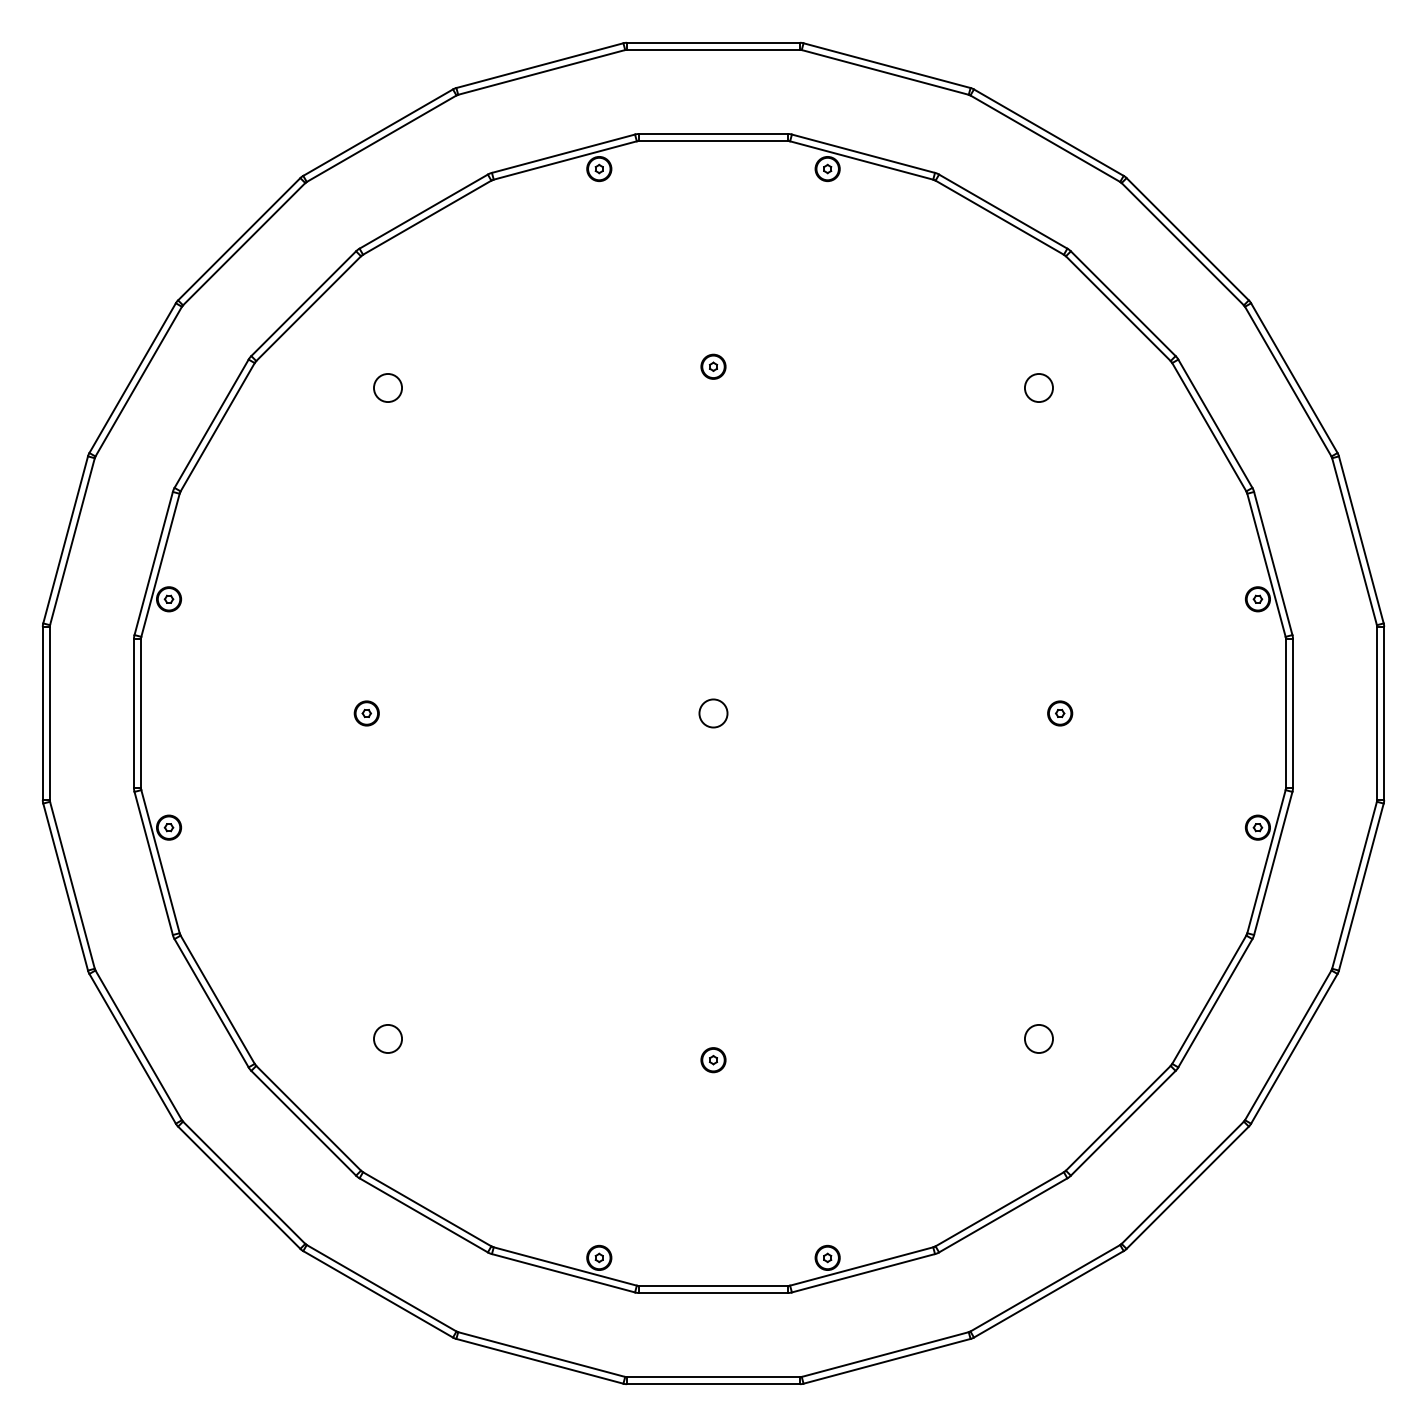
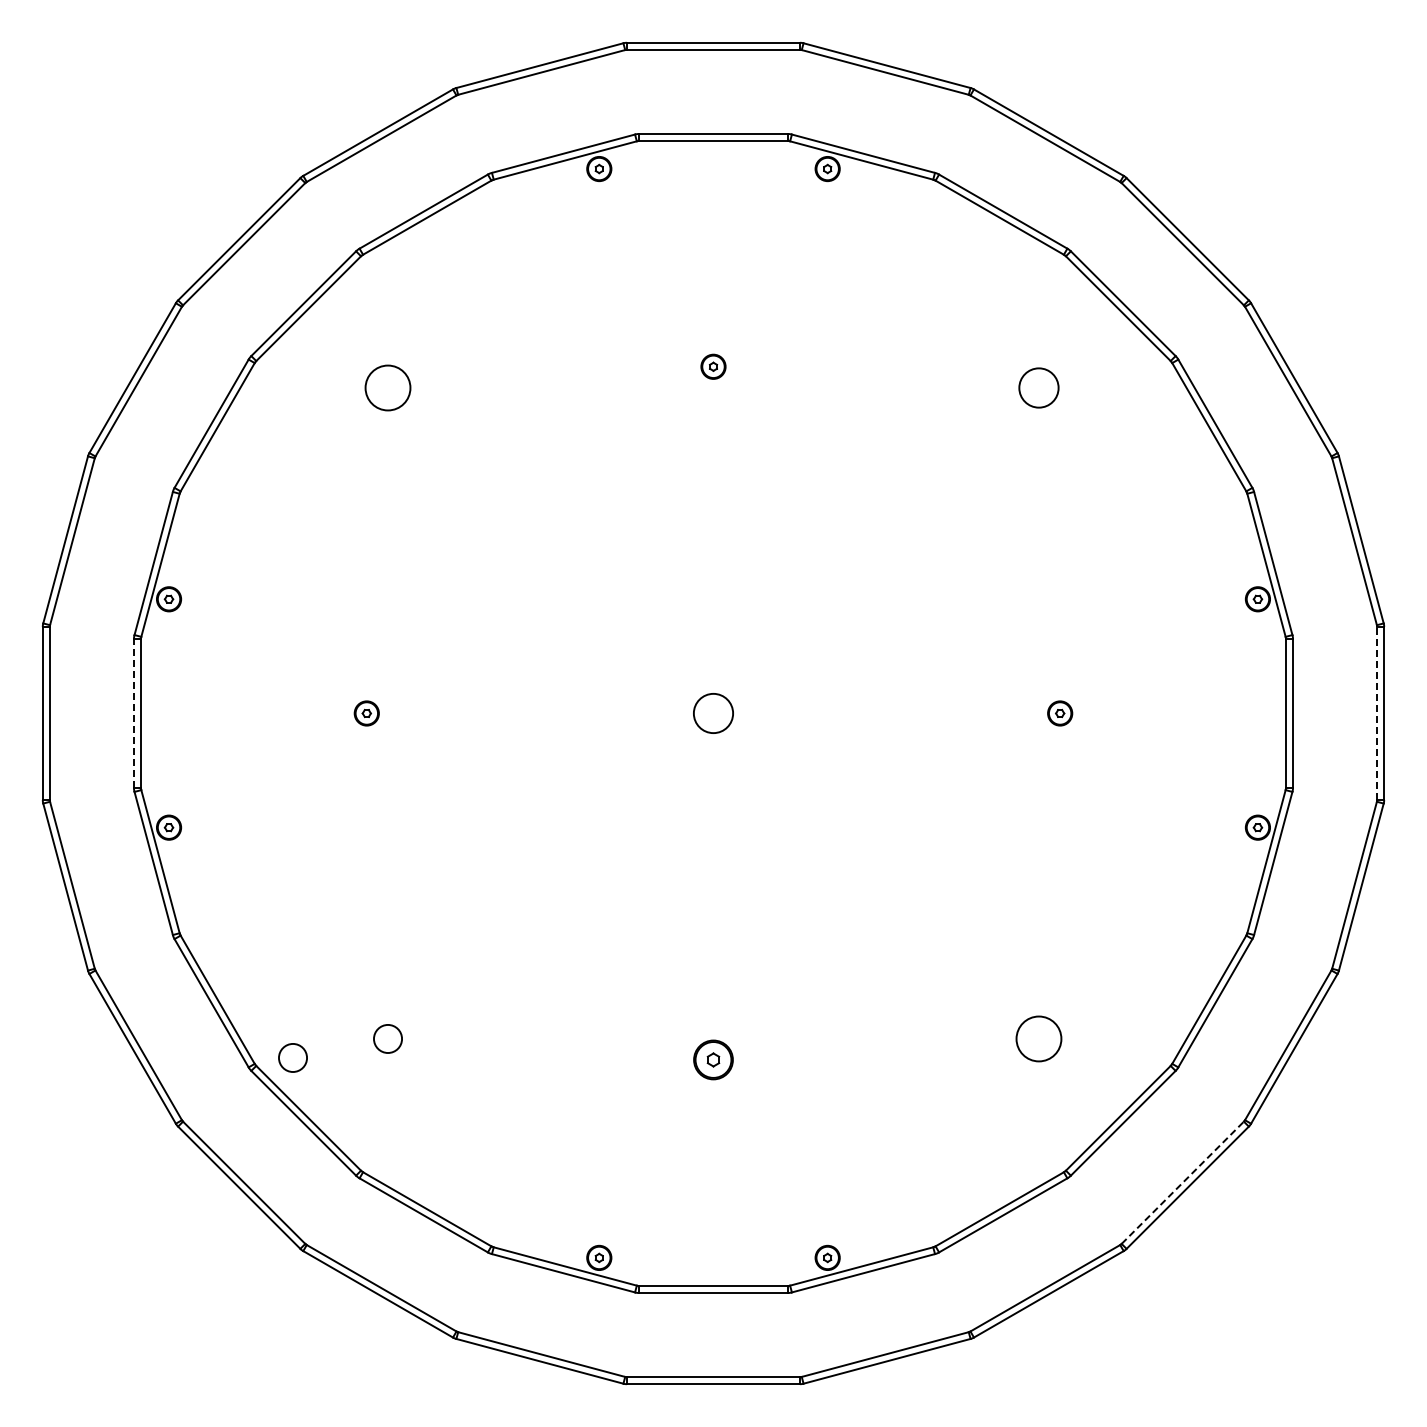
circle diameter: 28 px -> 45 px (387, 387)
circle diameter: 28 px -> 39 px (1038, 387)
line: solid -> dashed (133, 713)
circle diameter: 28 px -> 39 px (713, 713)
line: solid -> dashed (1377, 713)
circle diameter: 28 px -> 45 px (1038, 1038)
circle: none -> present (292, 1057)
part size: 27x27 px -> 41x42 px (713, 1059)
line: solid -> dashed (1183, 1182)
